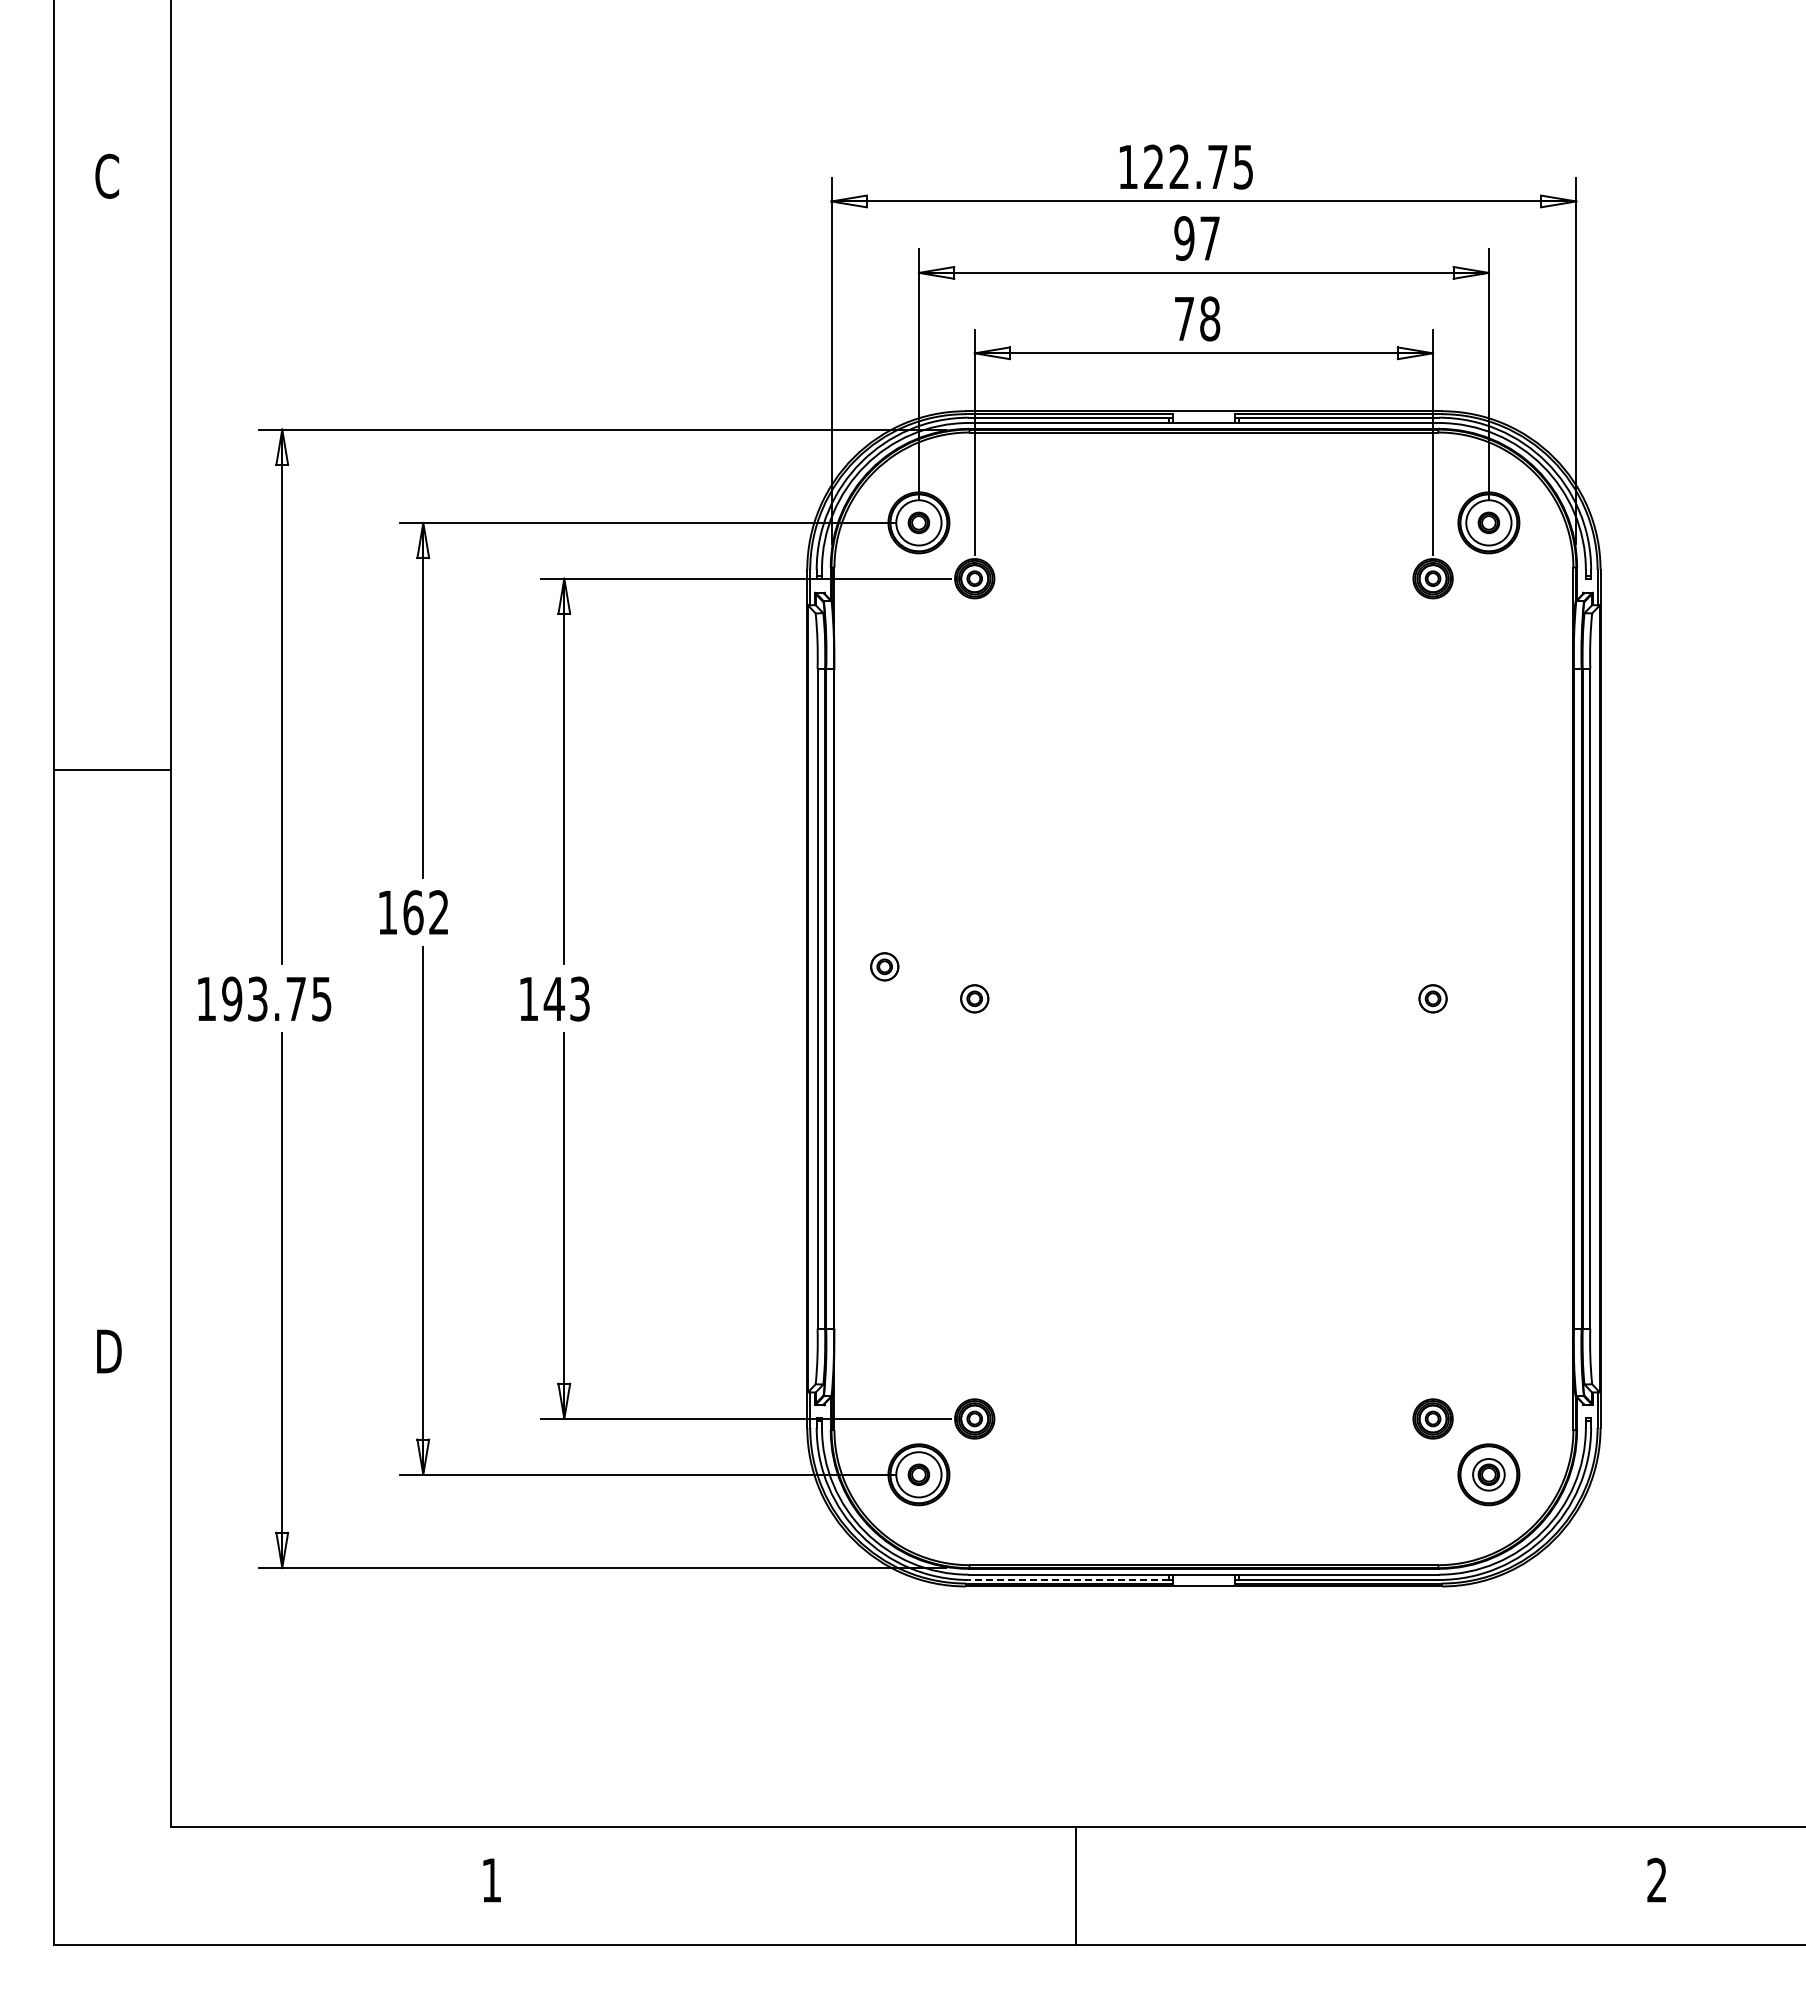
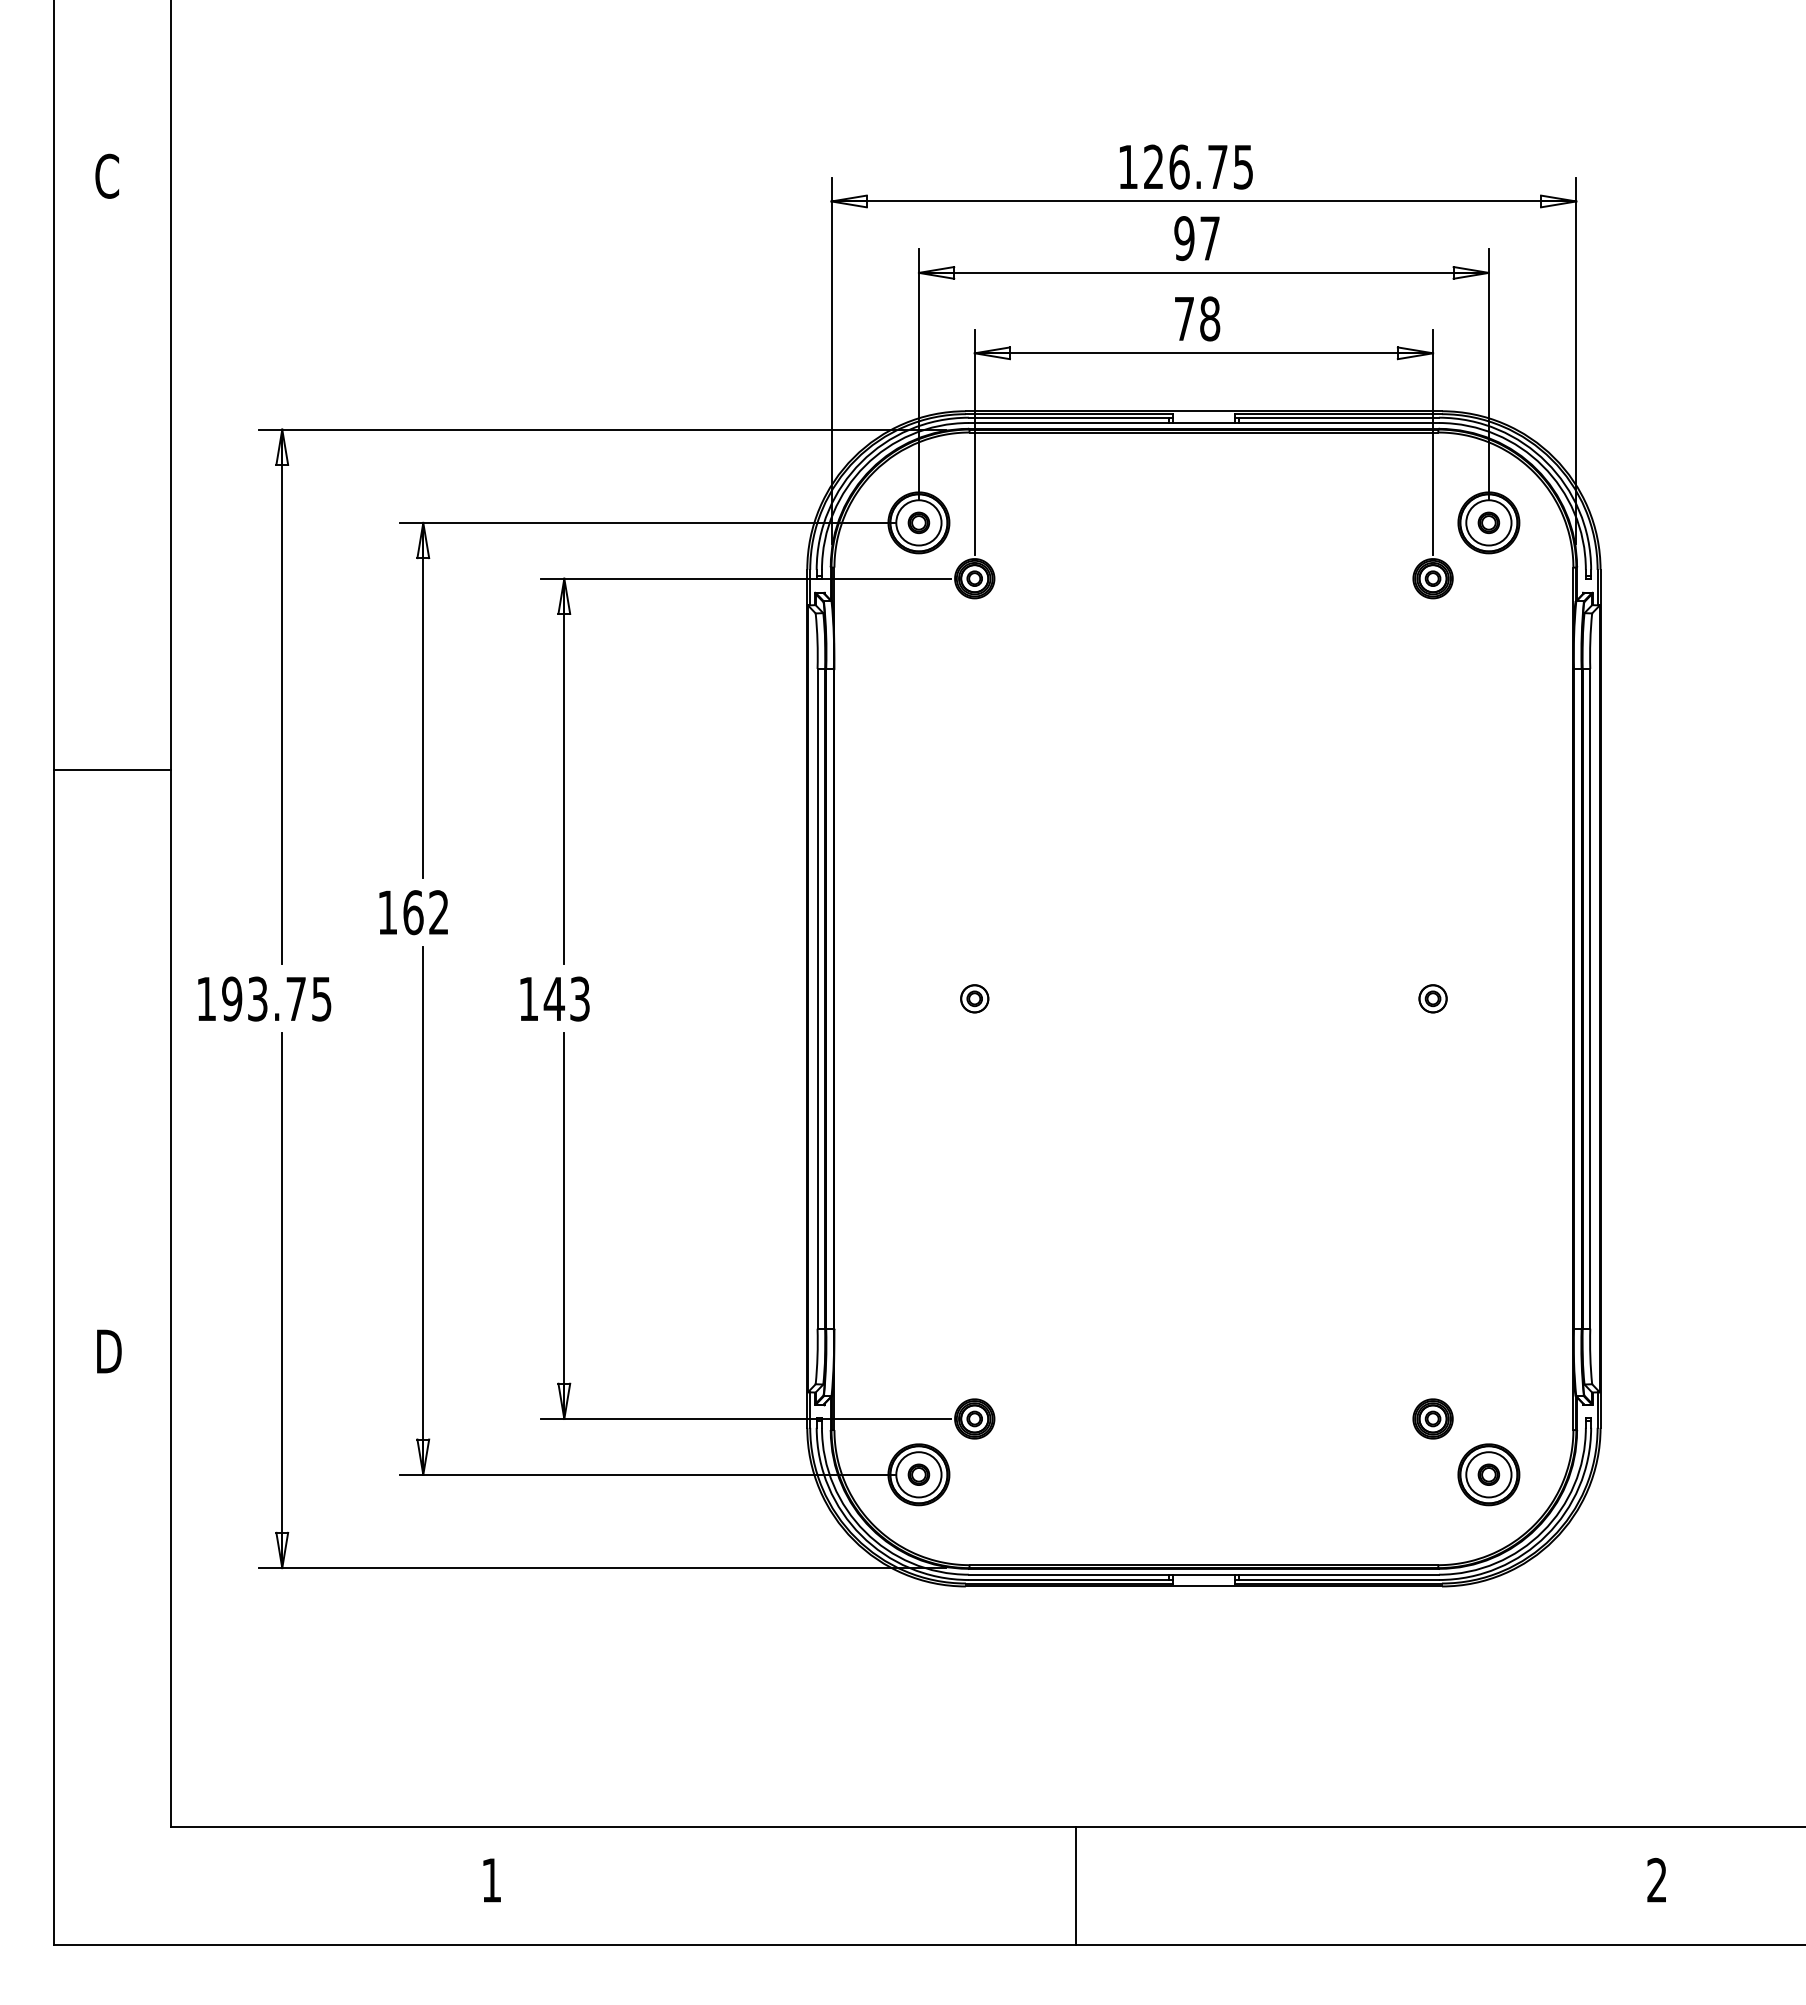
text: 122.75 -> 126.75 (1179, 166)
part: present -> none (884, 966)
circle diameter: 32 px -> 45 px (1488, 1474)
line: dashed -> solid (1068, 1579)
